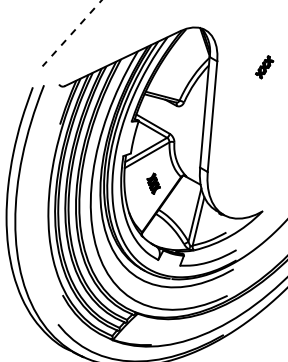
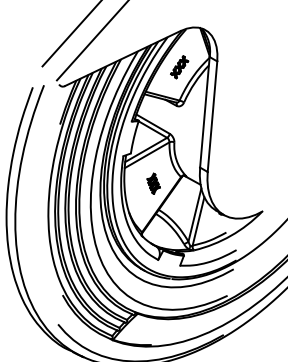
line: dashed -> solid (71, 33)
line: none -> present (91, 41)
part position: (264, 67) -> (179, 67) (179, 67)
